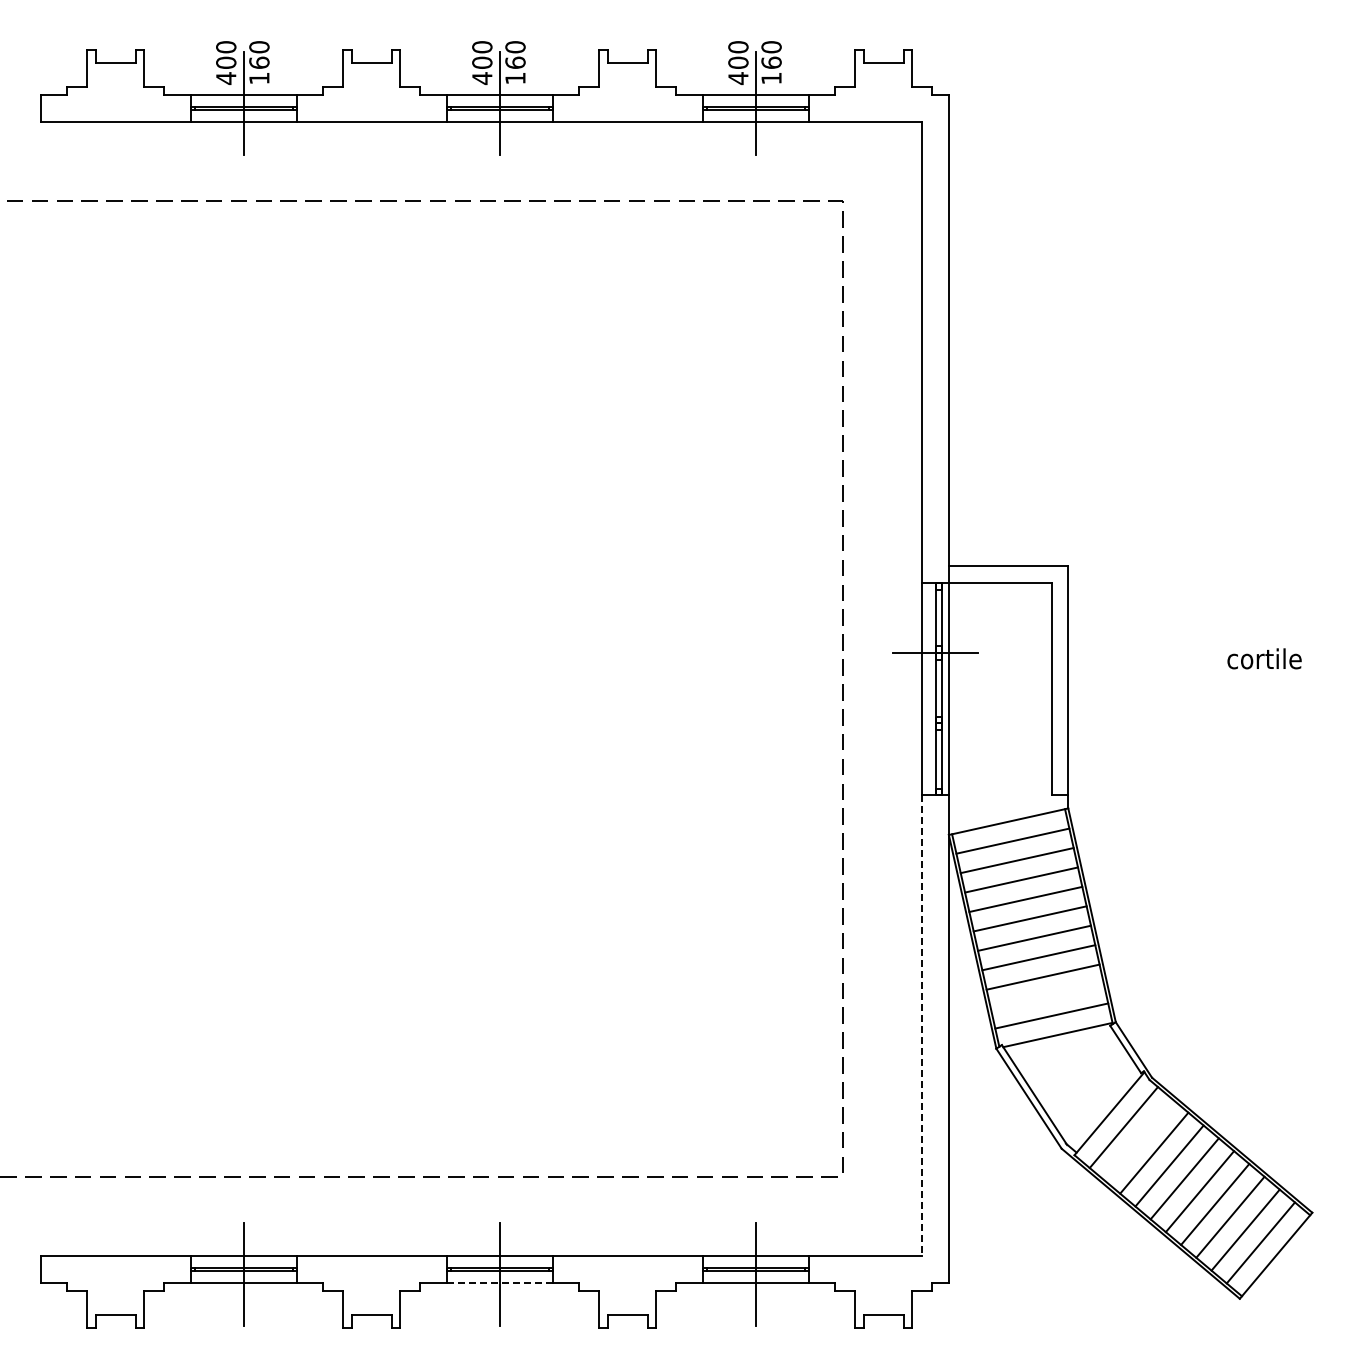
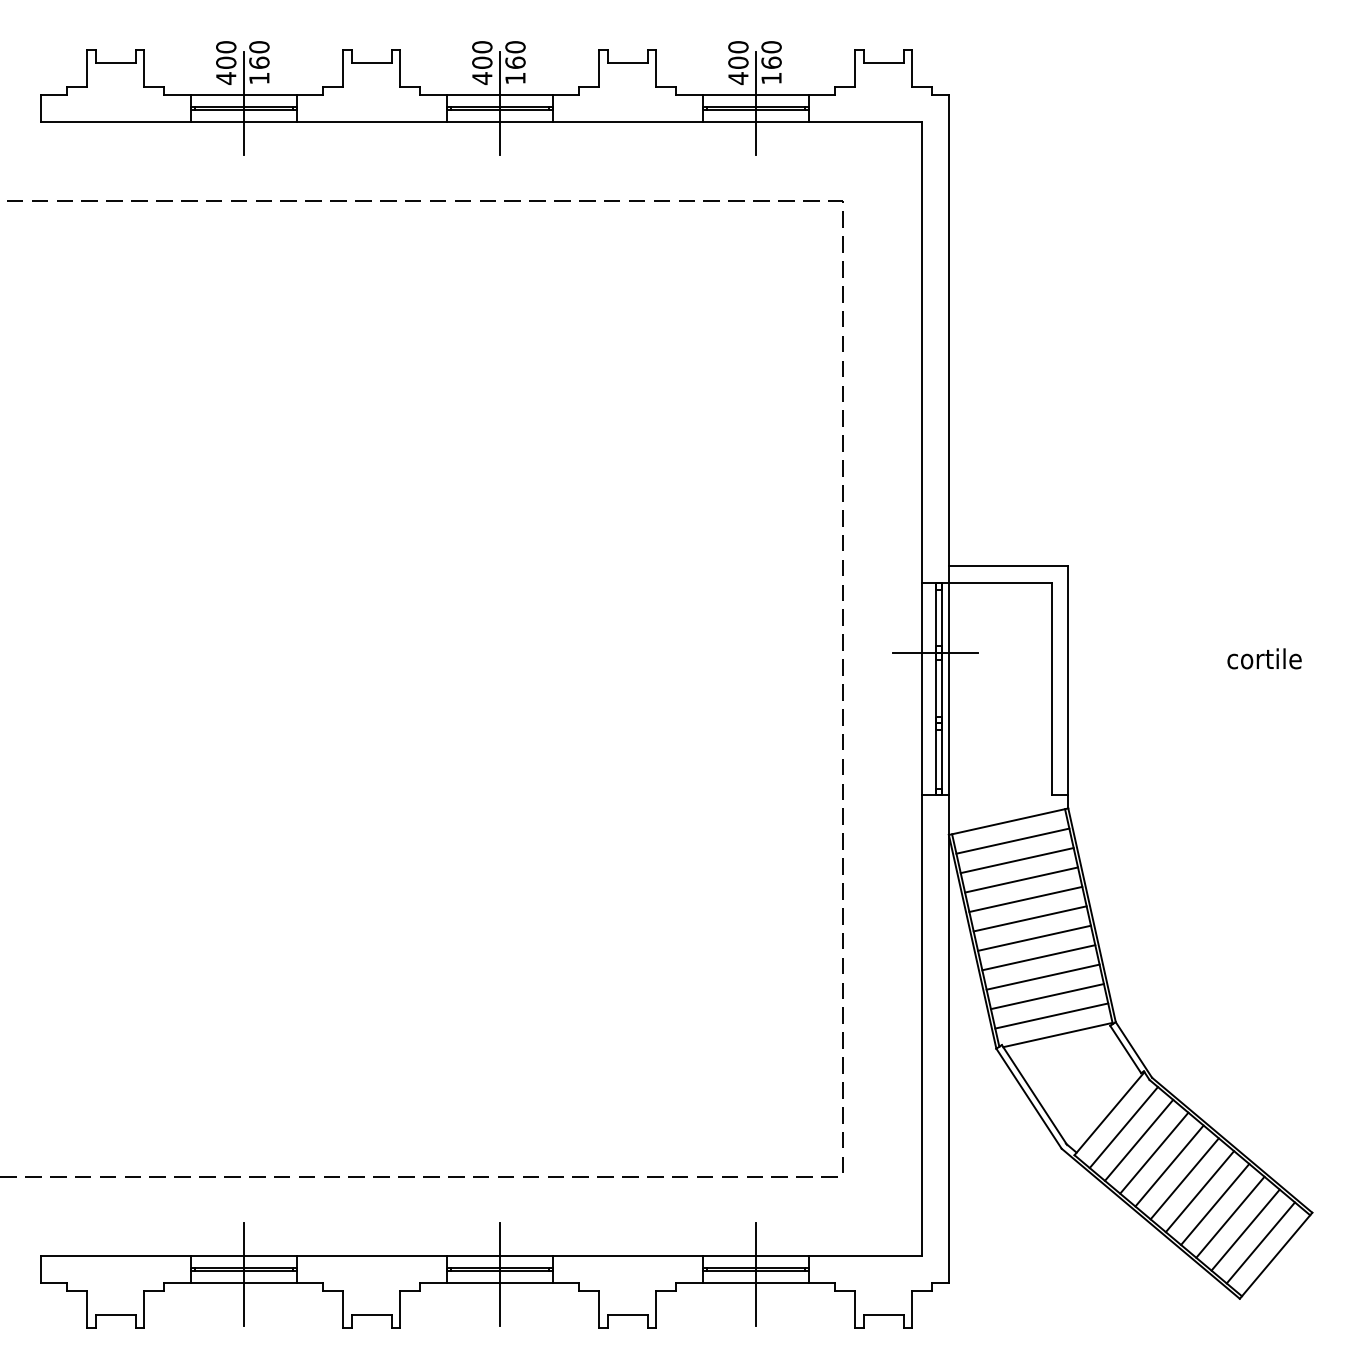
line: none -> present (1046, 996)
line: dashed -> solid (922, 1025)
line: none -> present (1138, 1139)
line: dashed -> solid (499, 1282)
